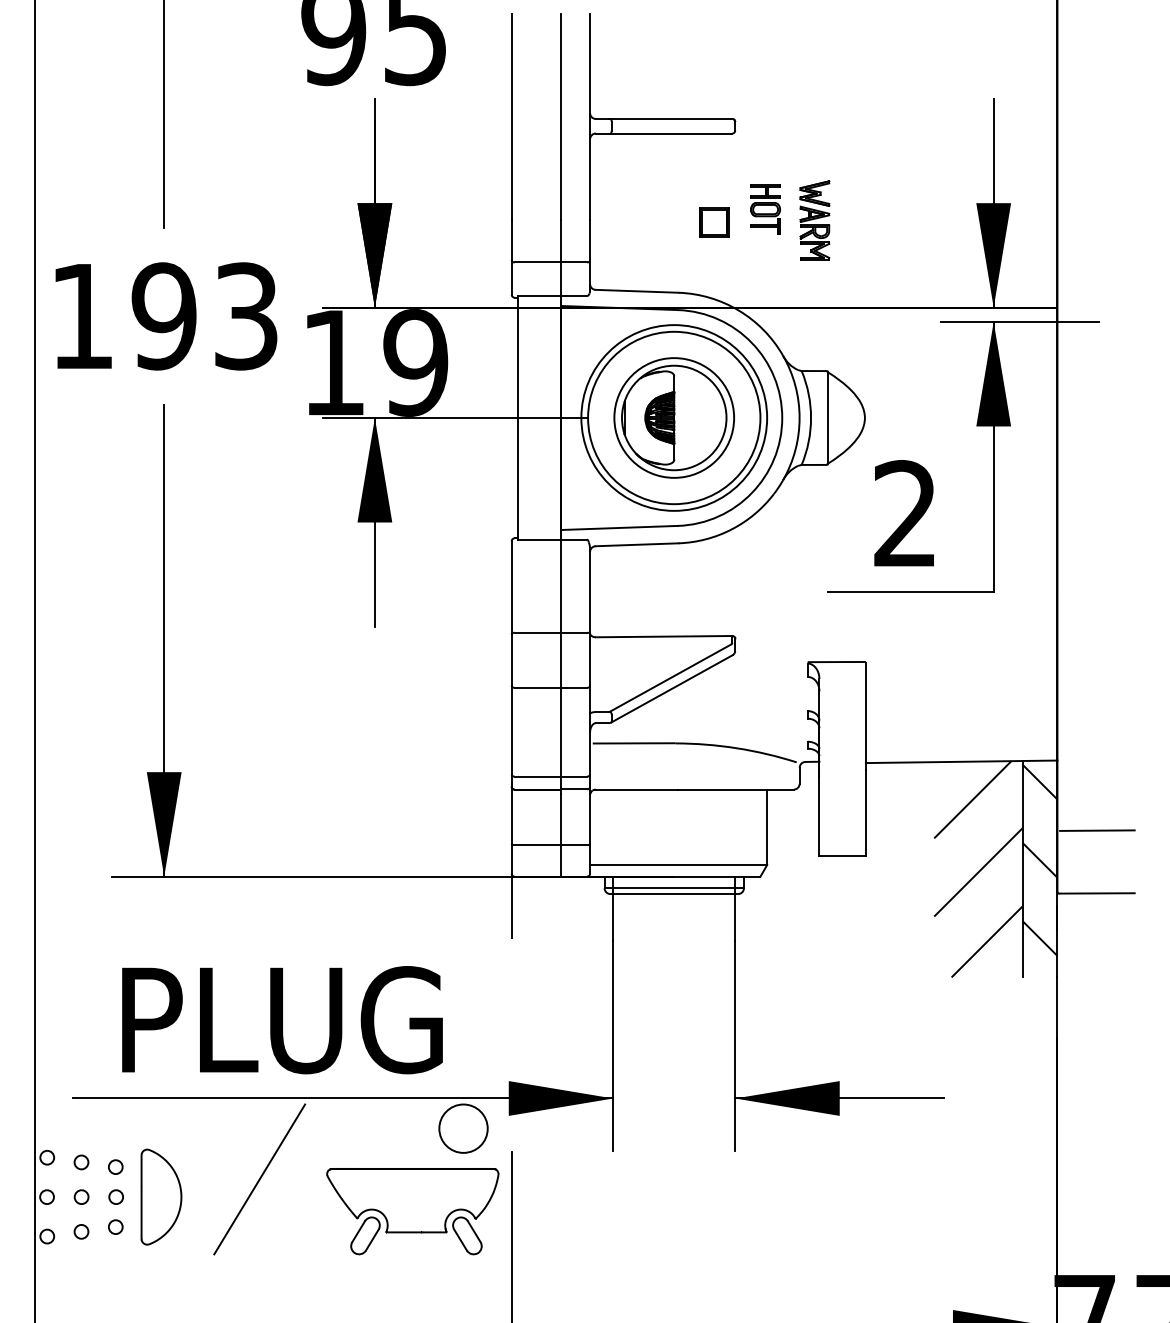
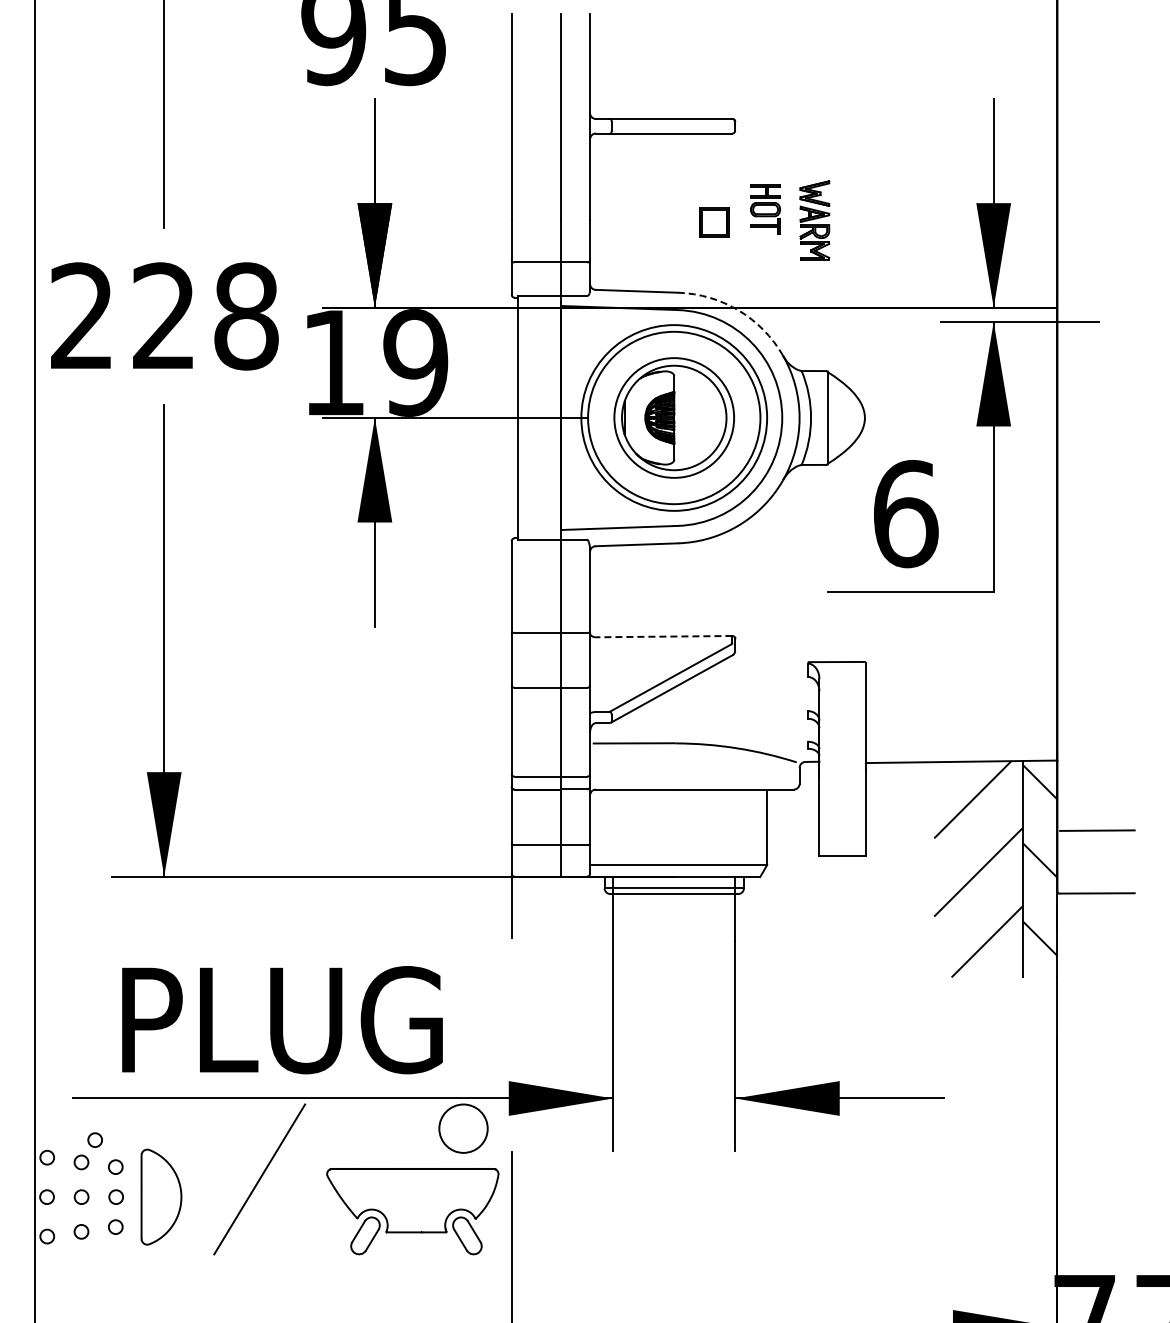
arc: solid -> dashed (738, 310)
text: 193 -> 228 (164, 316)
text: 2 -> 6 (906, 514)
line: solid -> dashed (663, 636)
circle: none -> present (94, 1139)
